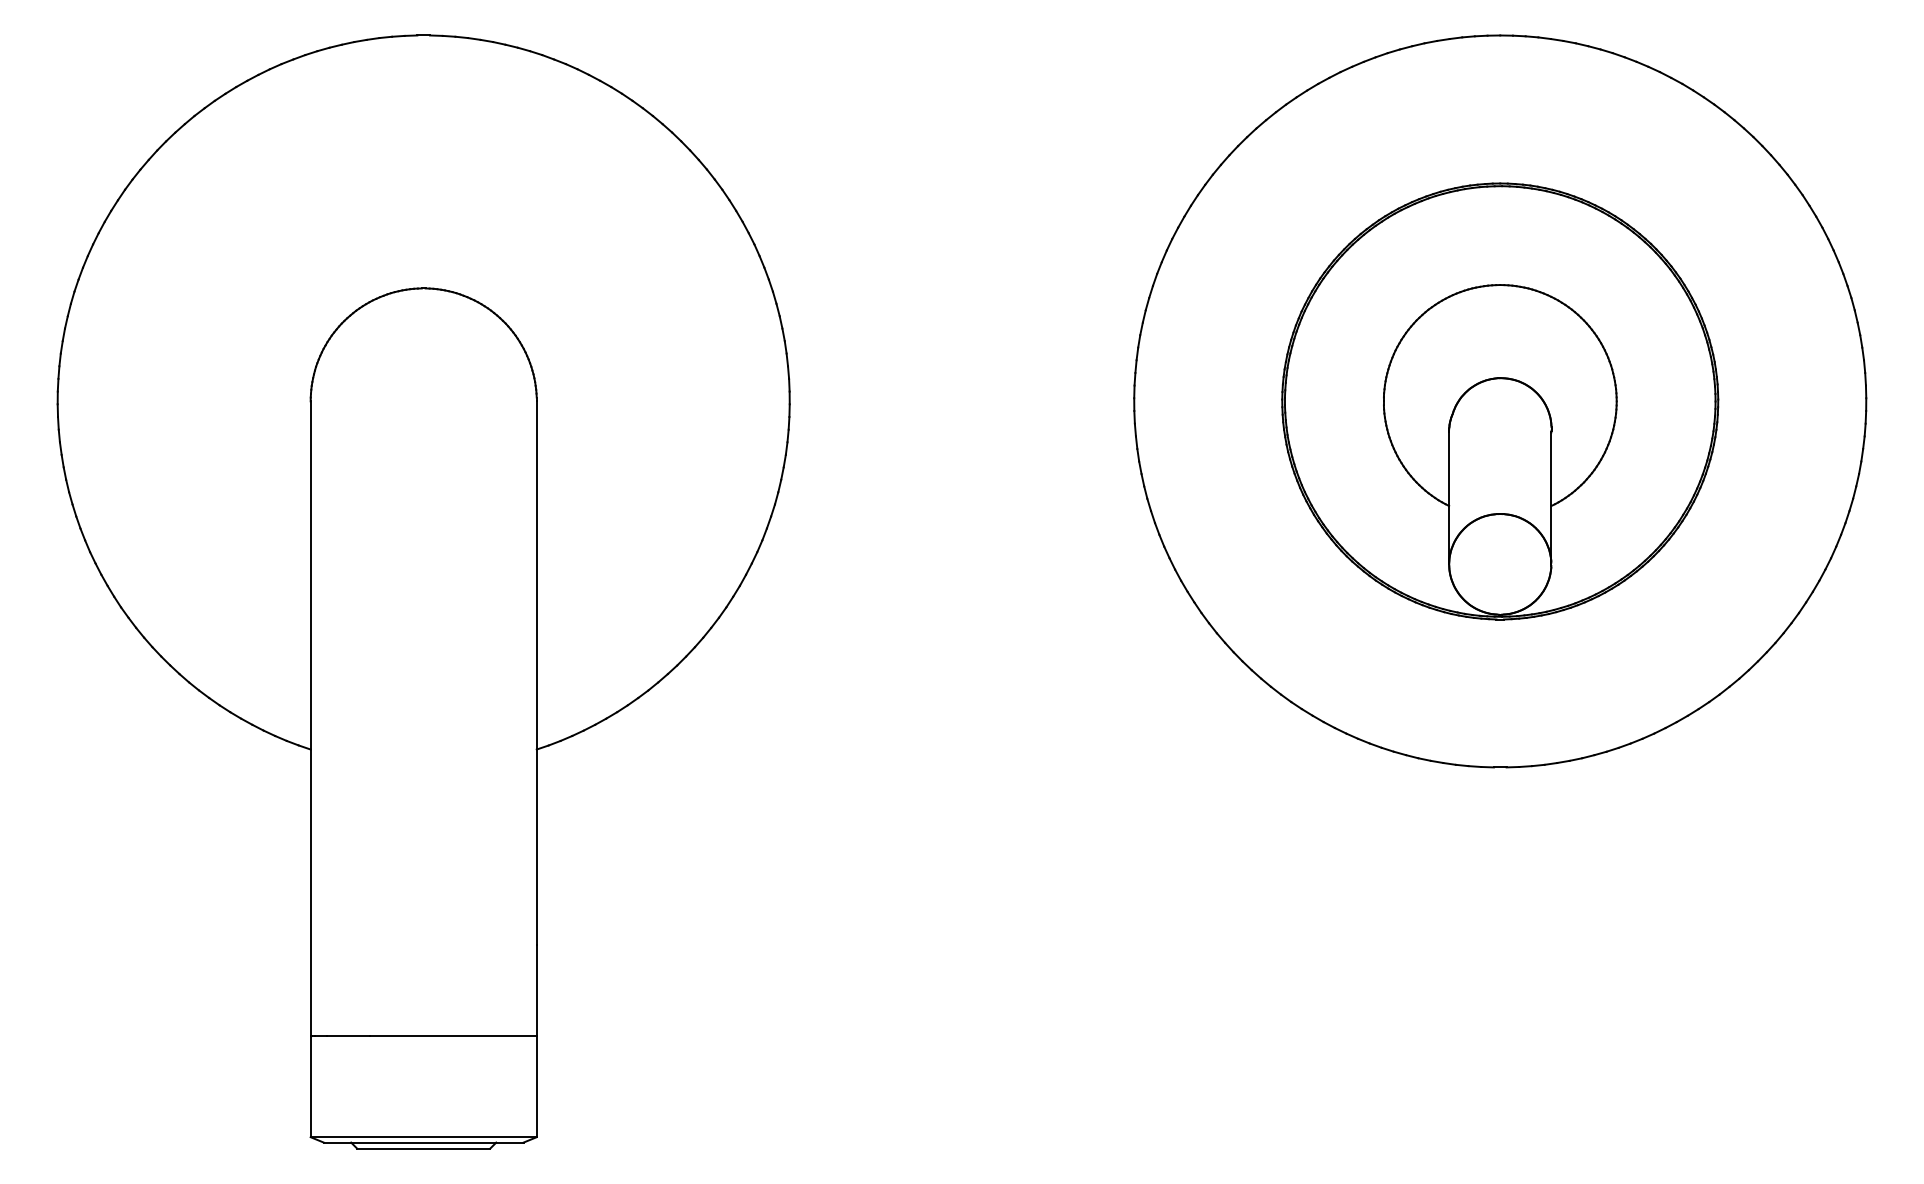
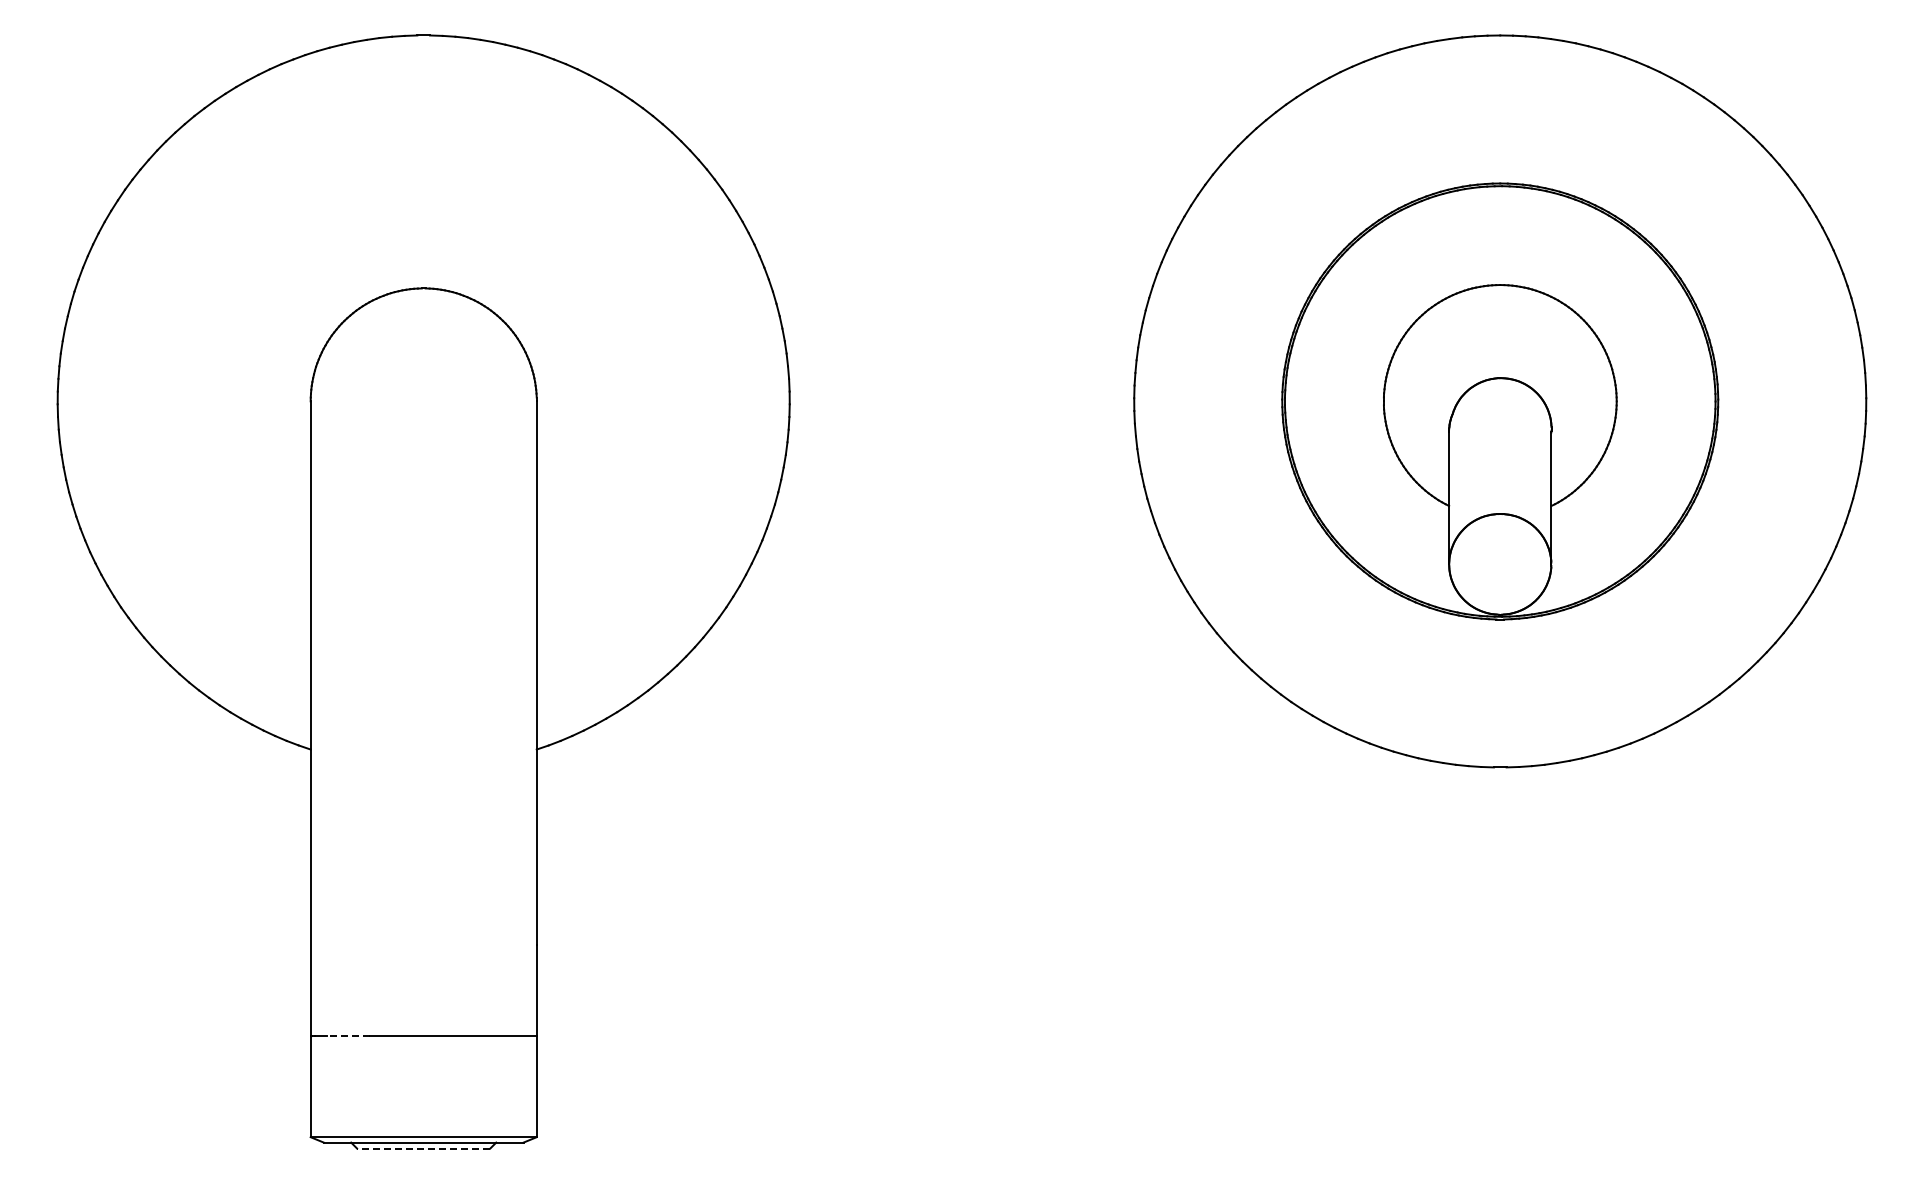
line: solid -> dashed (347, 1036)
line: solid -> dashed (423, 1148)
